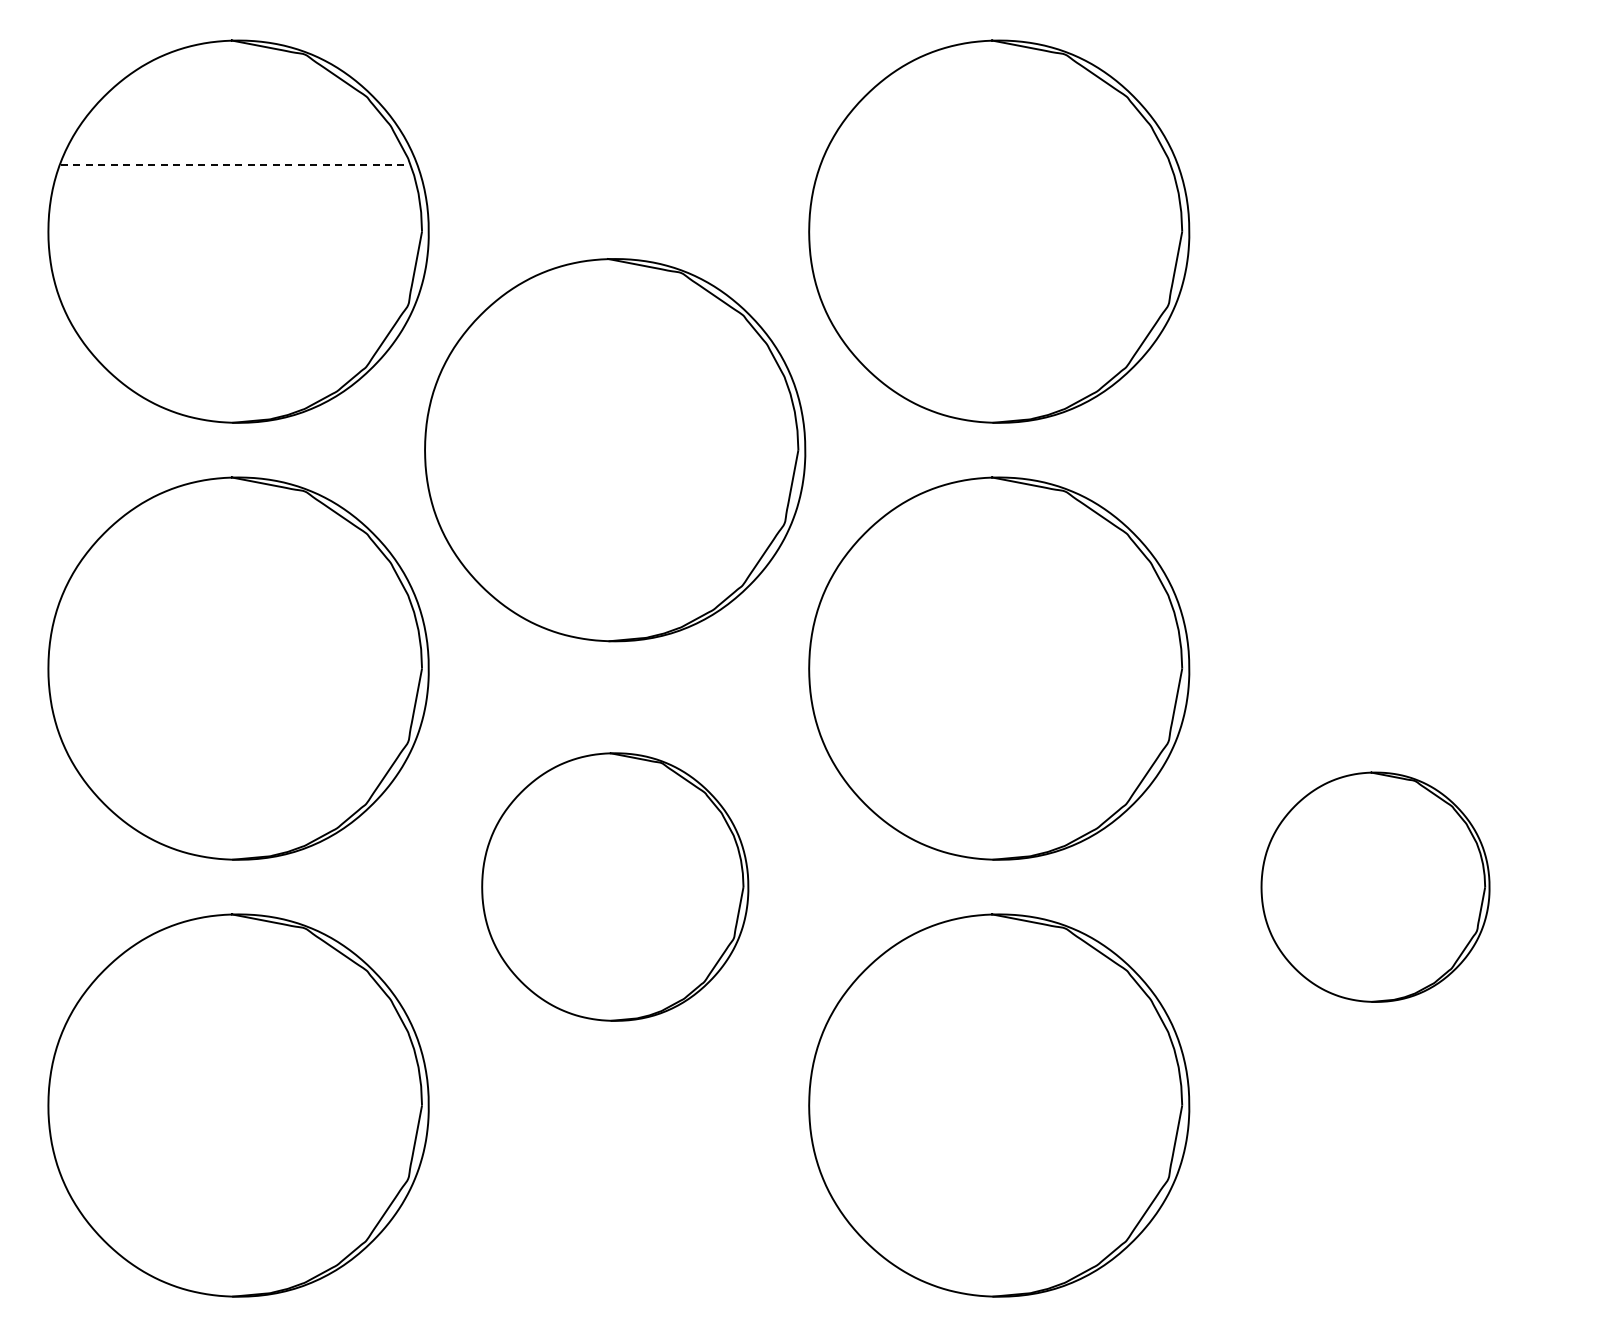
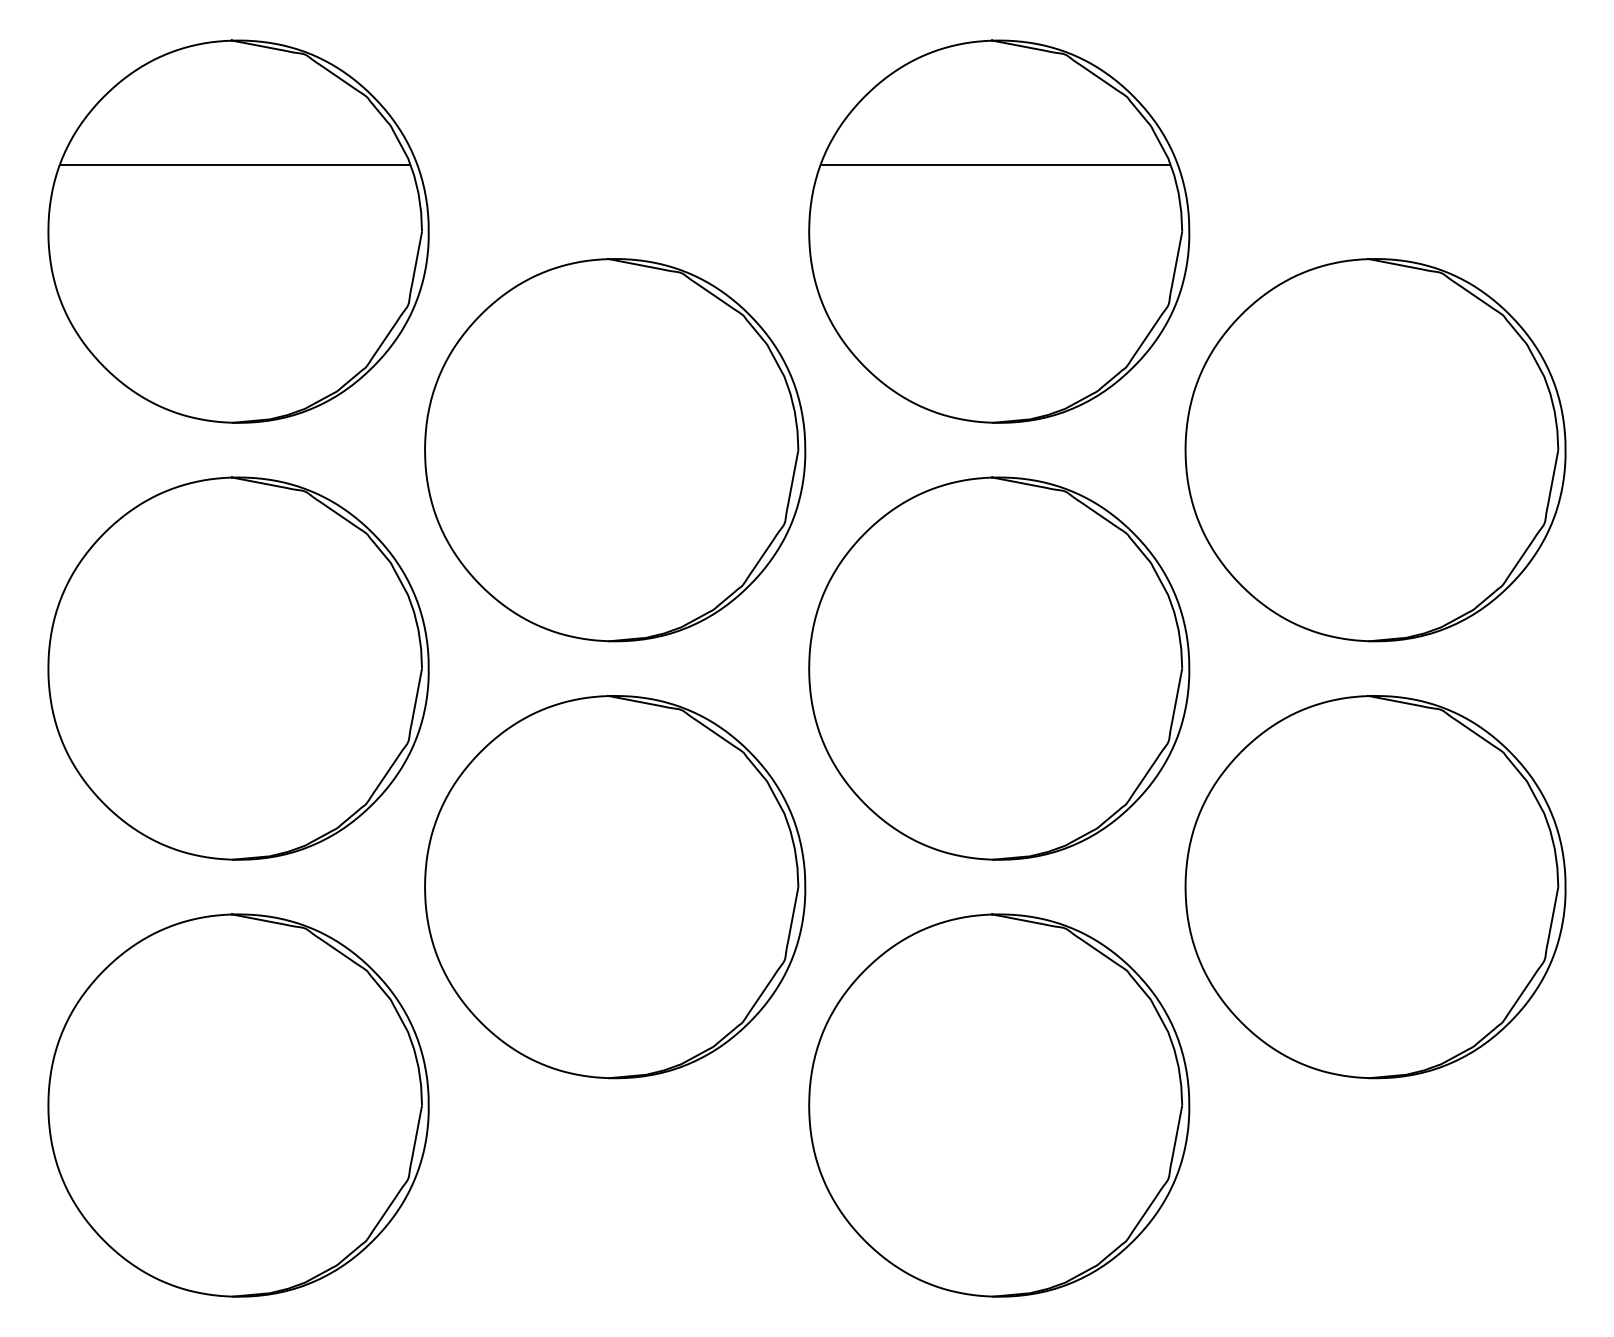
line: dashed -> solid (235, 164)
line: none -> present (995, 164)
part: none -> present (1375, 450)
part size: 269x270 px -> 383x386 px (615, 886)
part size: 231x232 px -> 383x385 px (1375, 887)
